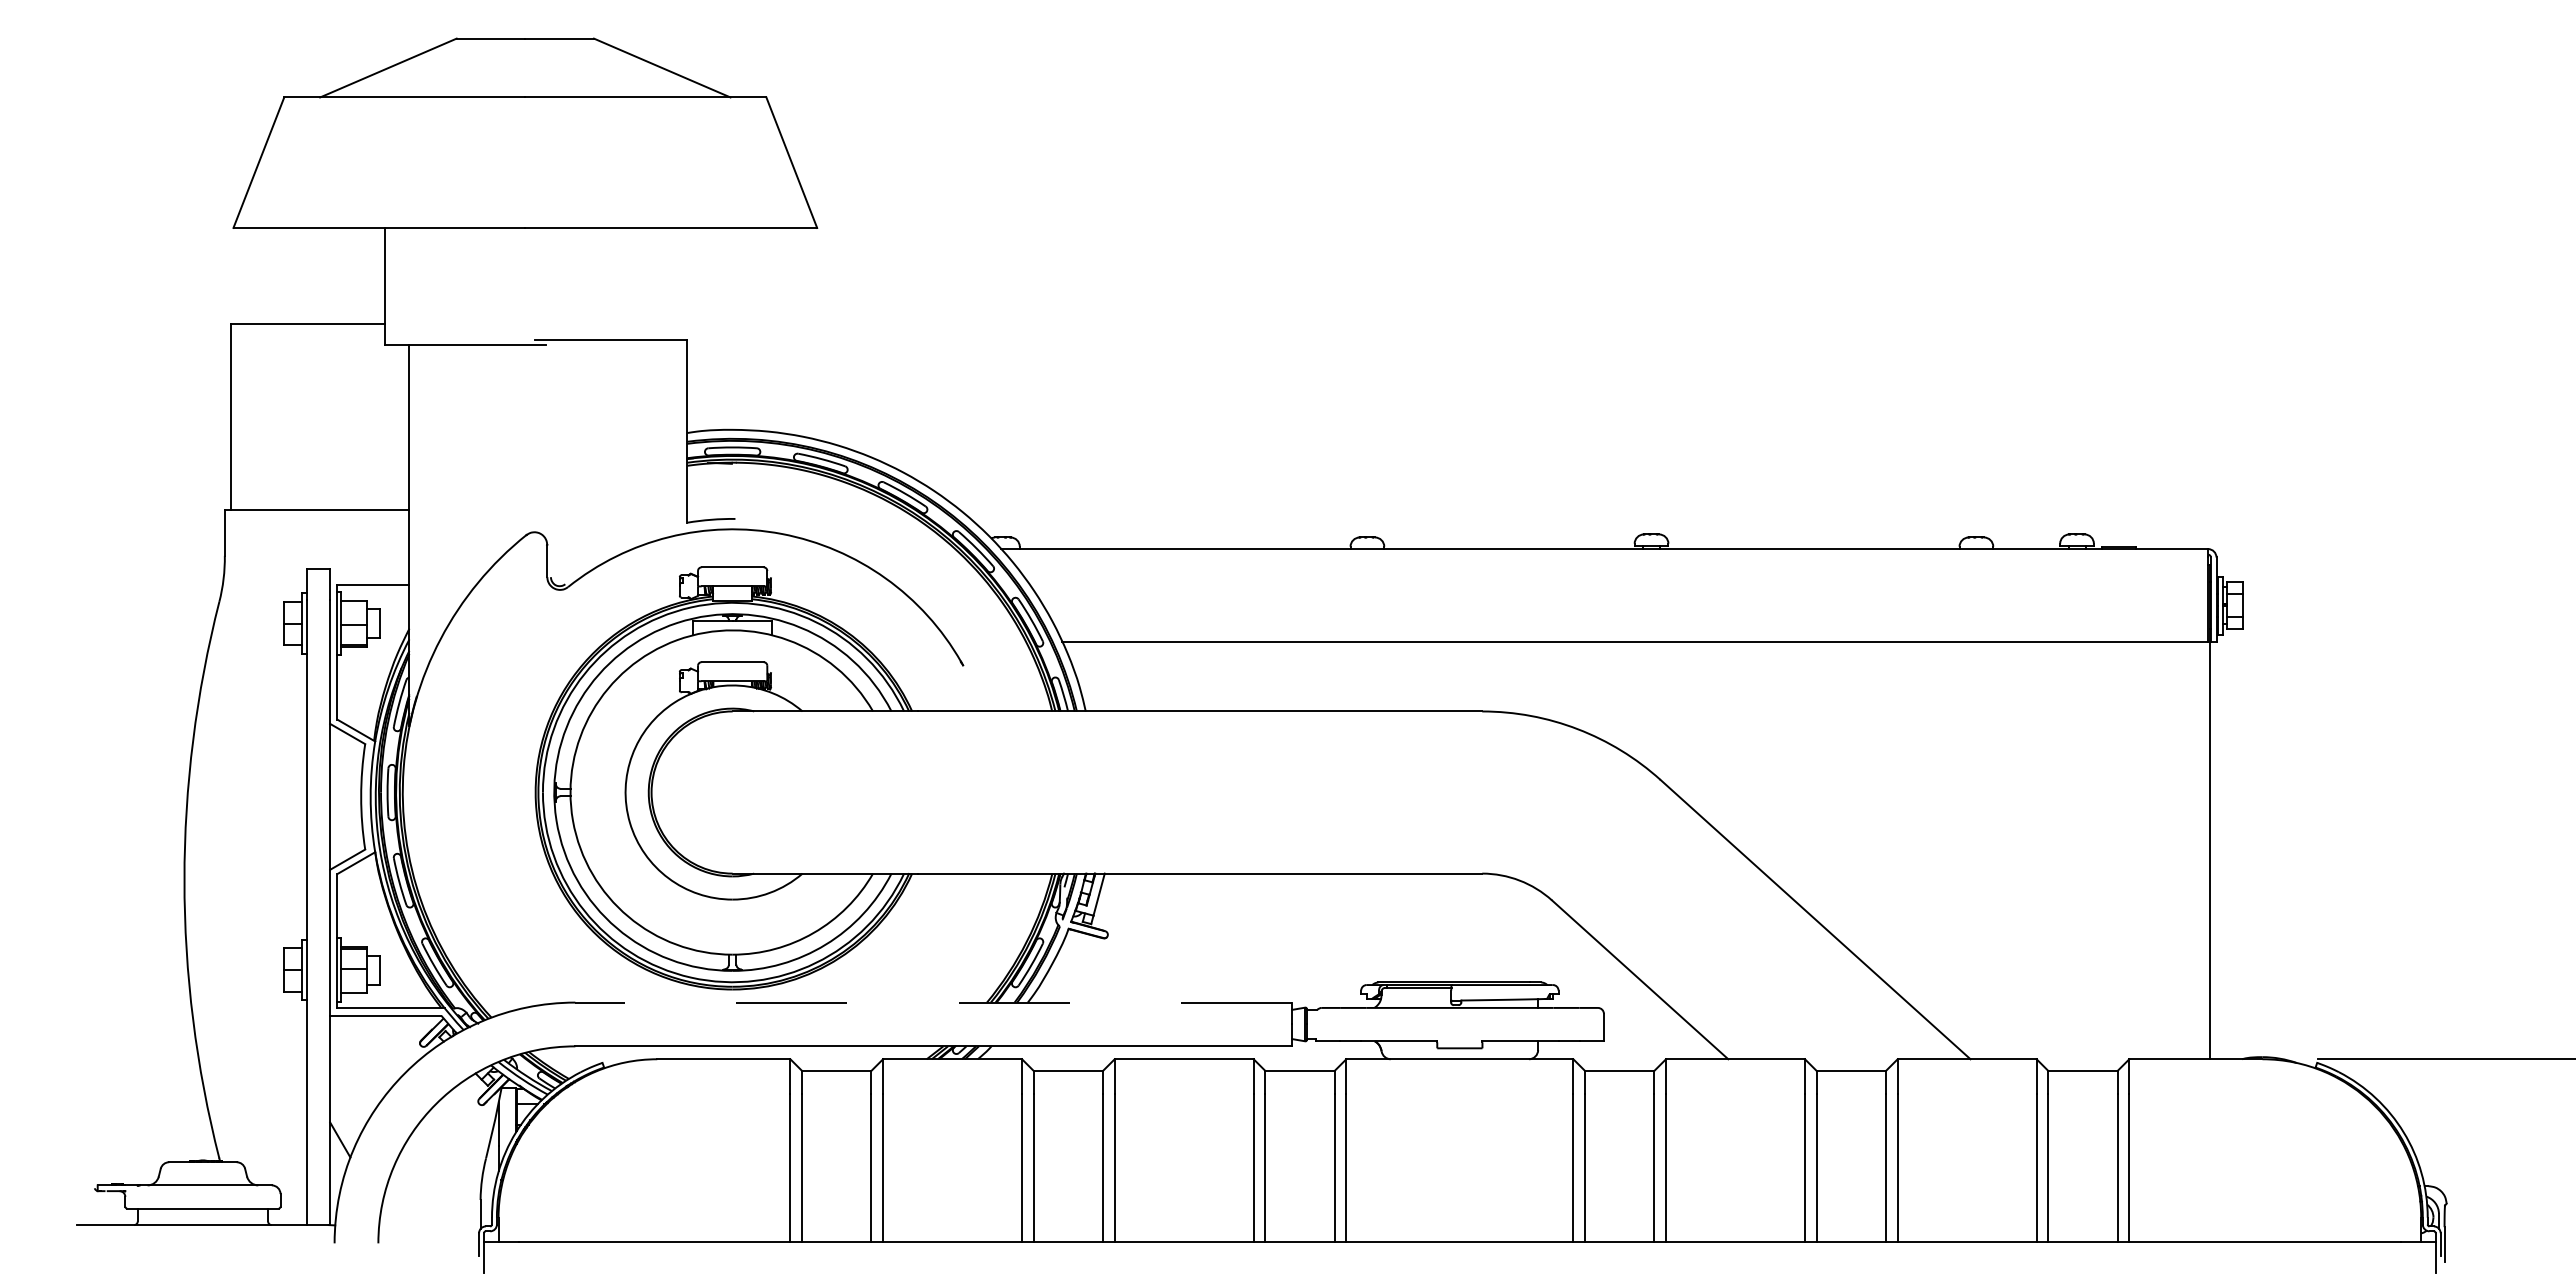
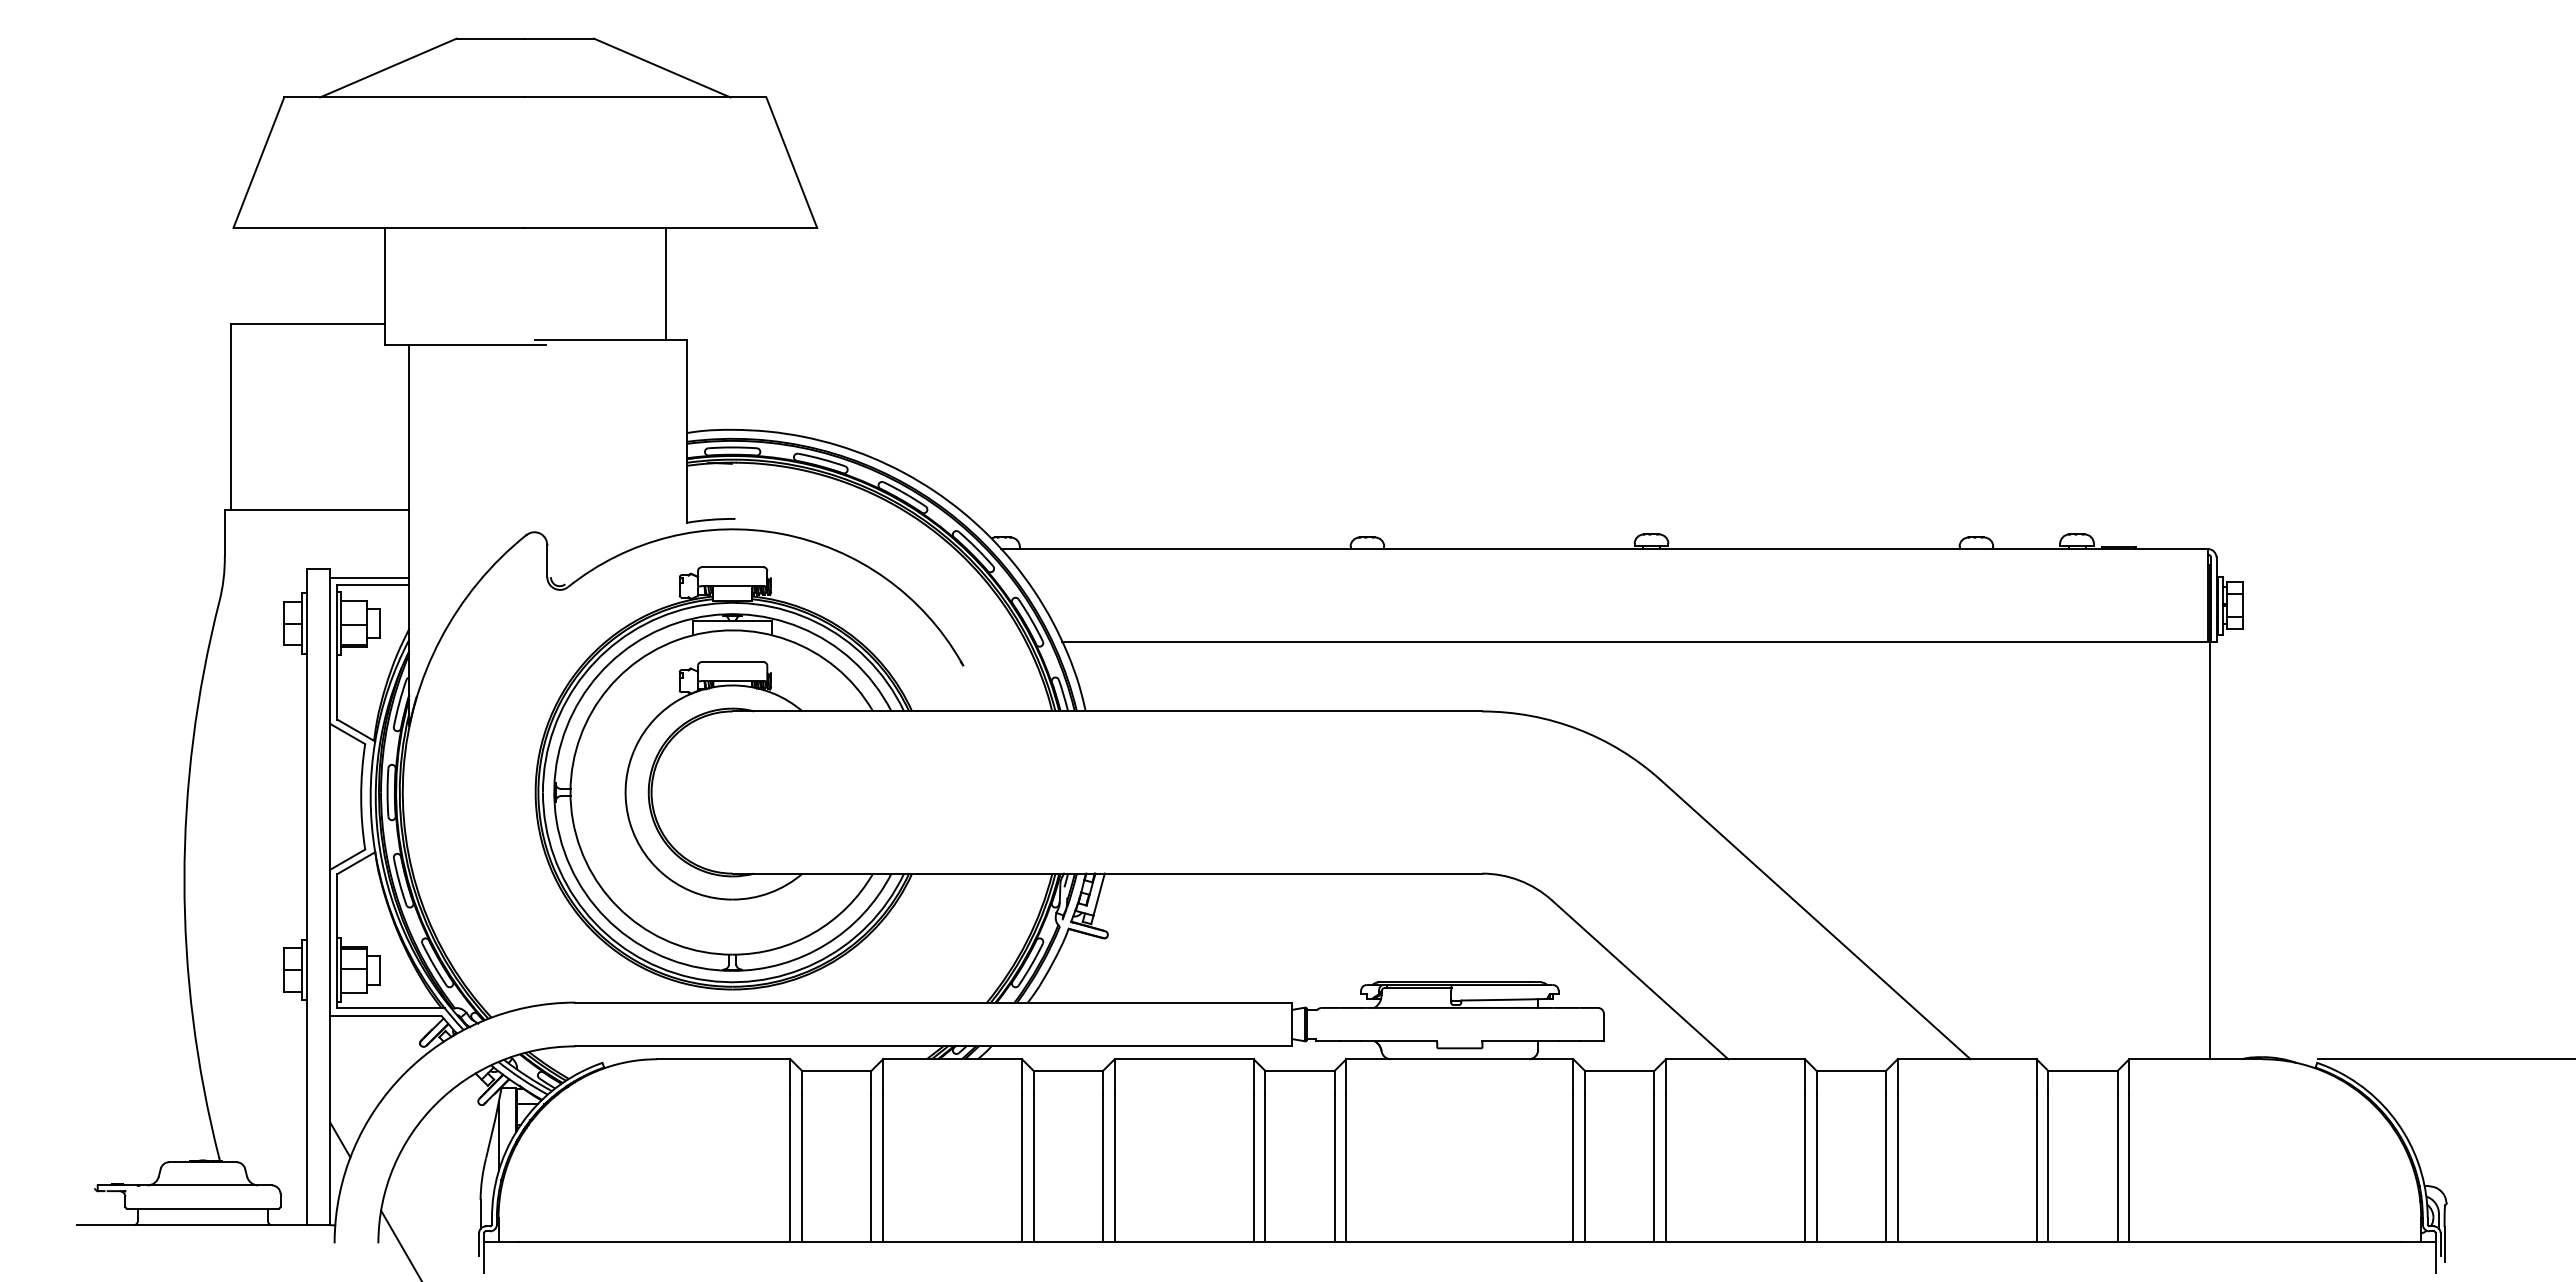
line: none -> present (665, 283)
line: none -> present (369, 577)
line: dashed -> solid (933, 1002)
line: none -> present (400, 1244)
